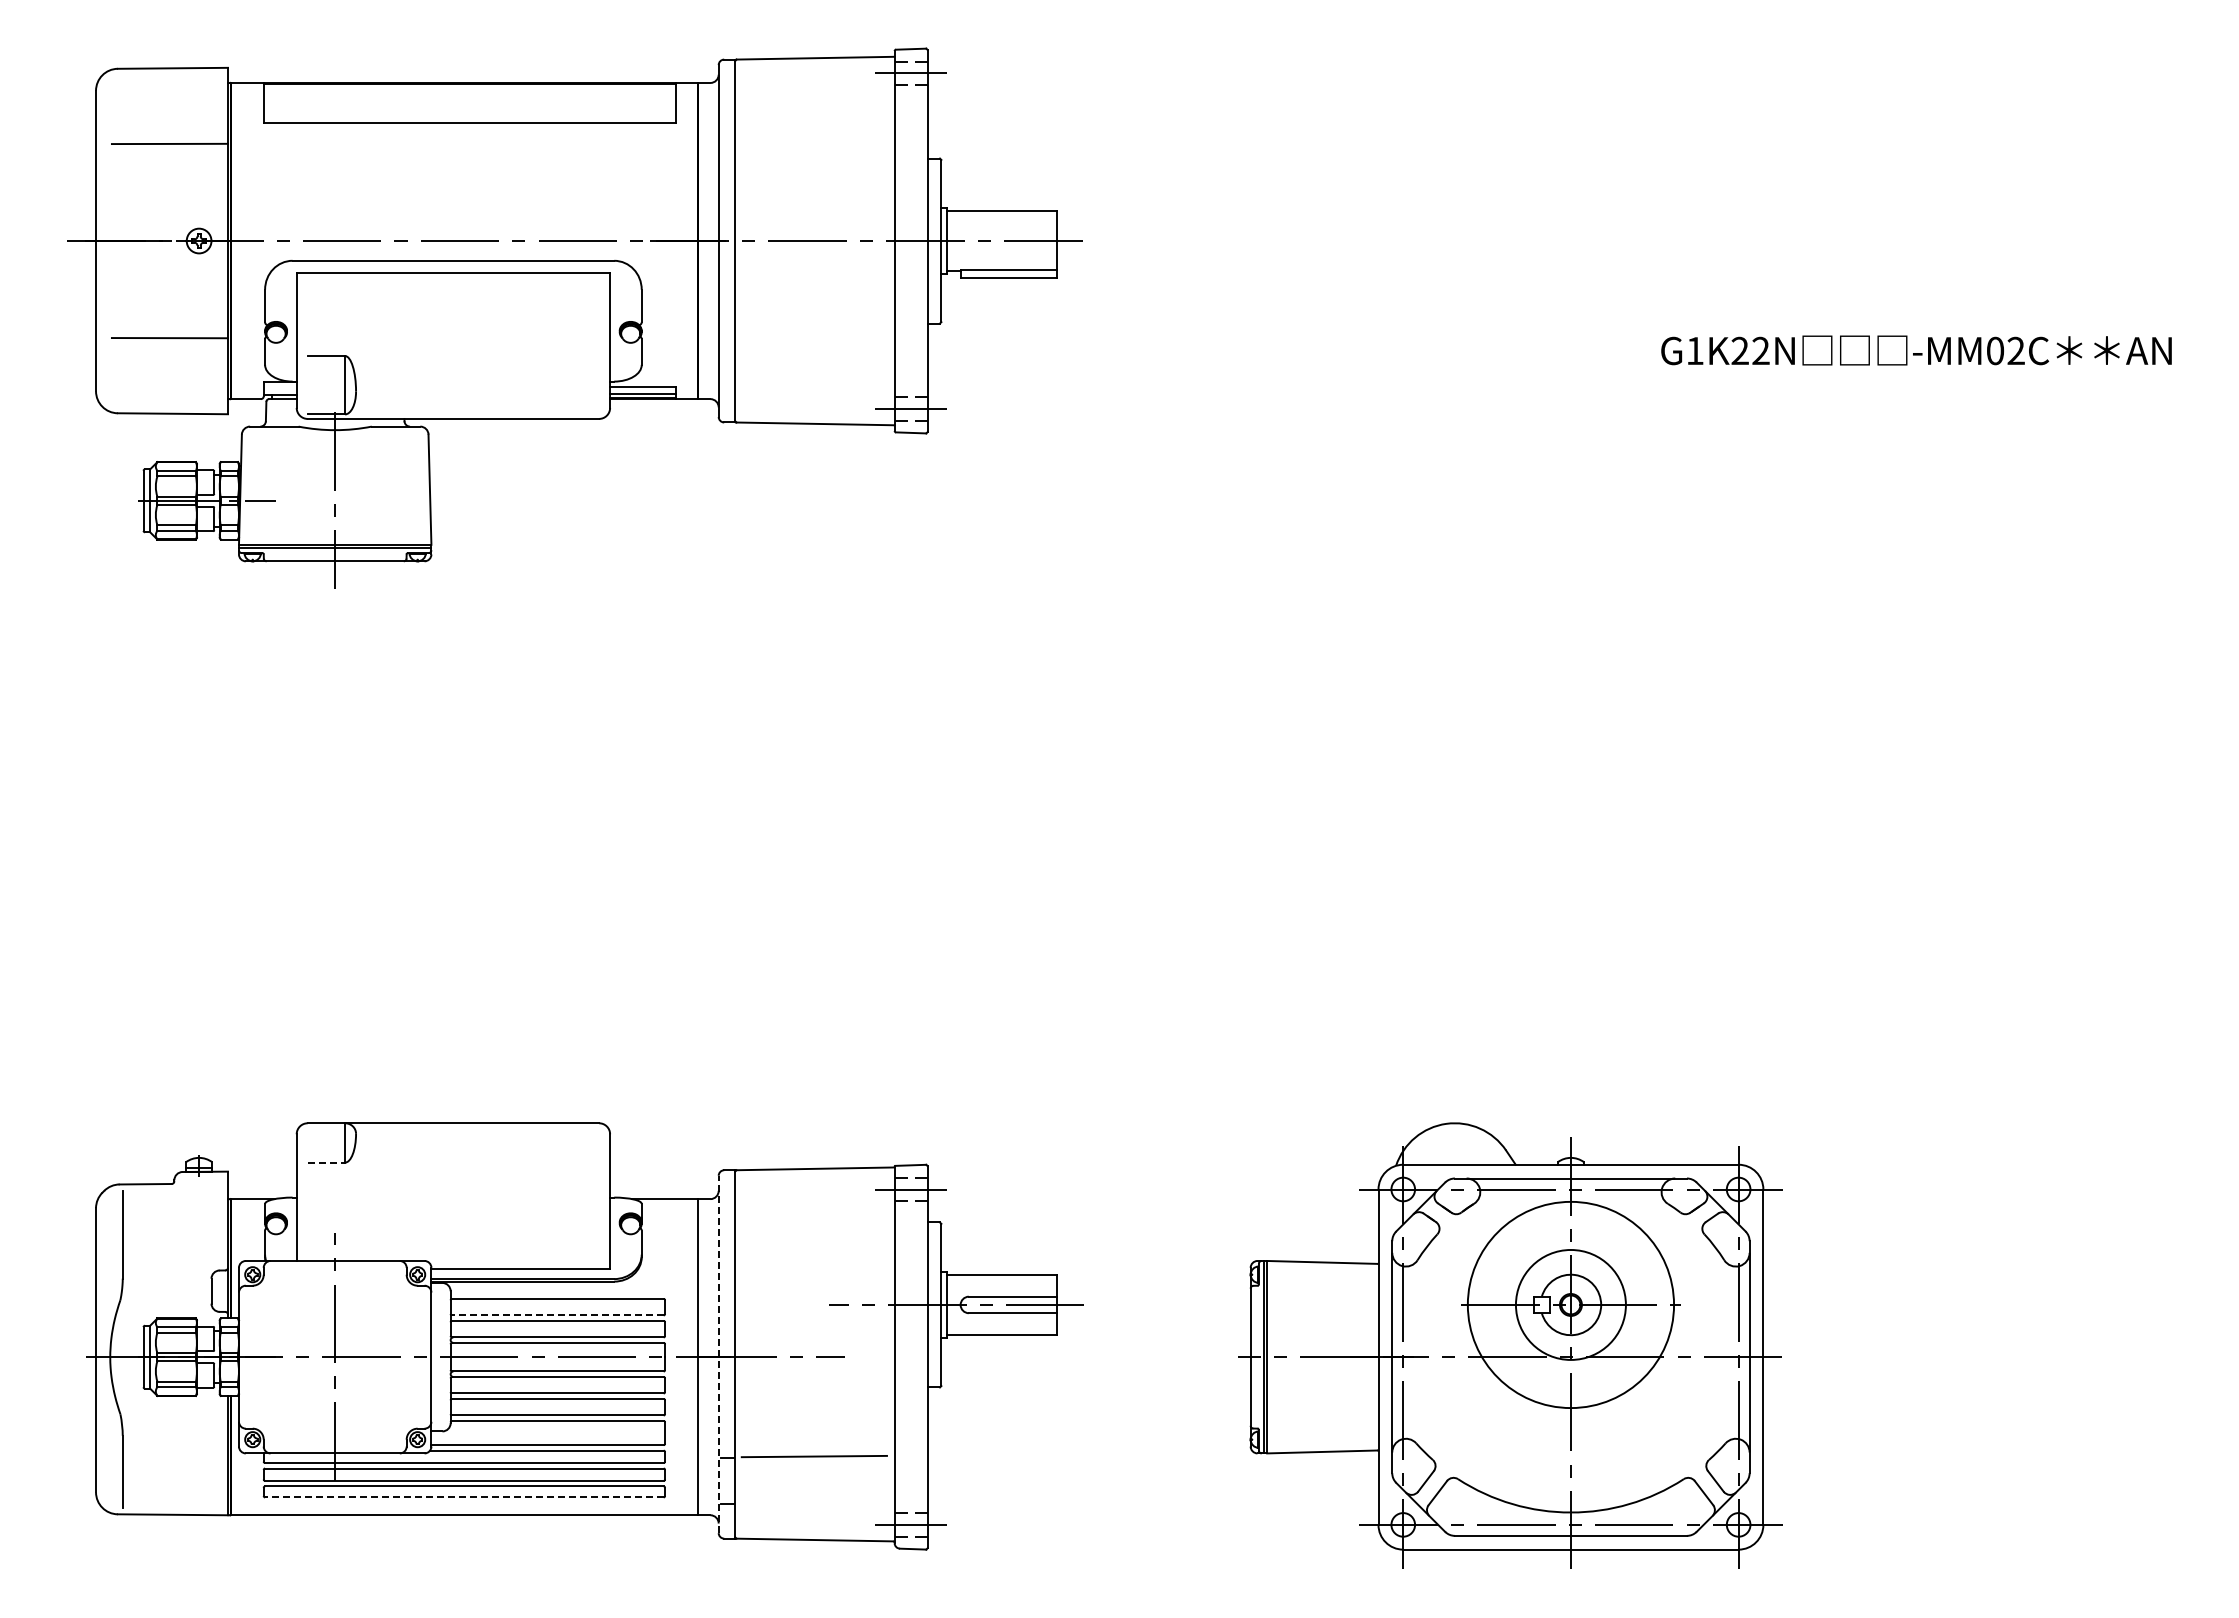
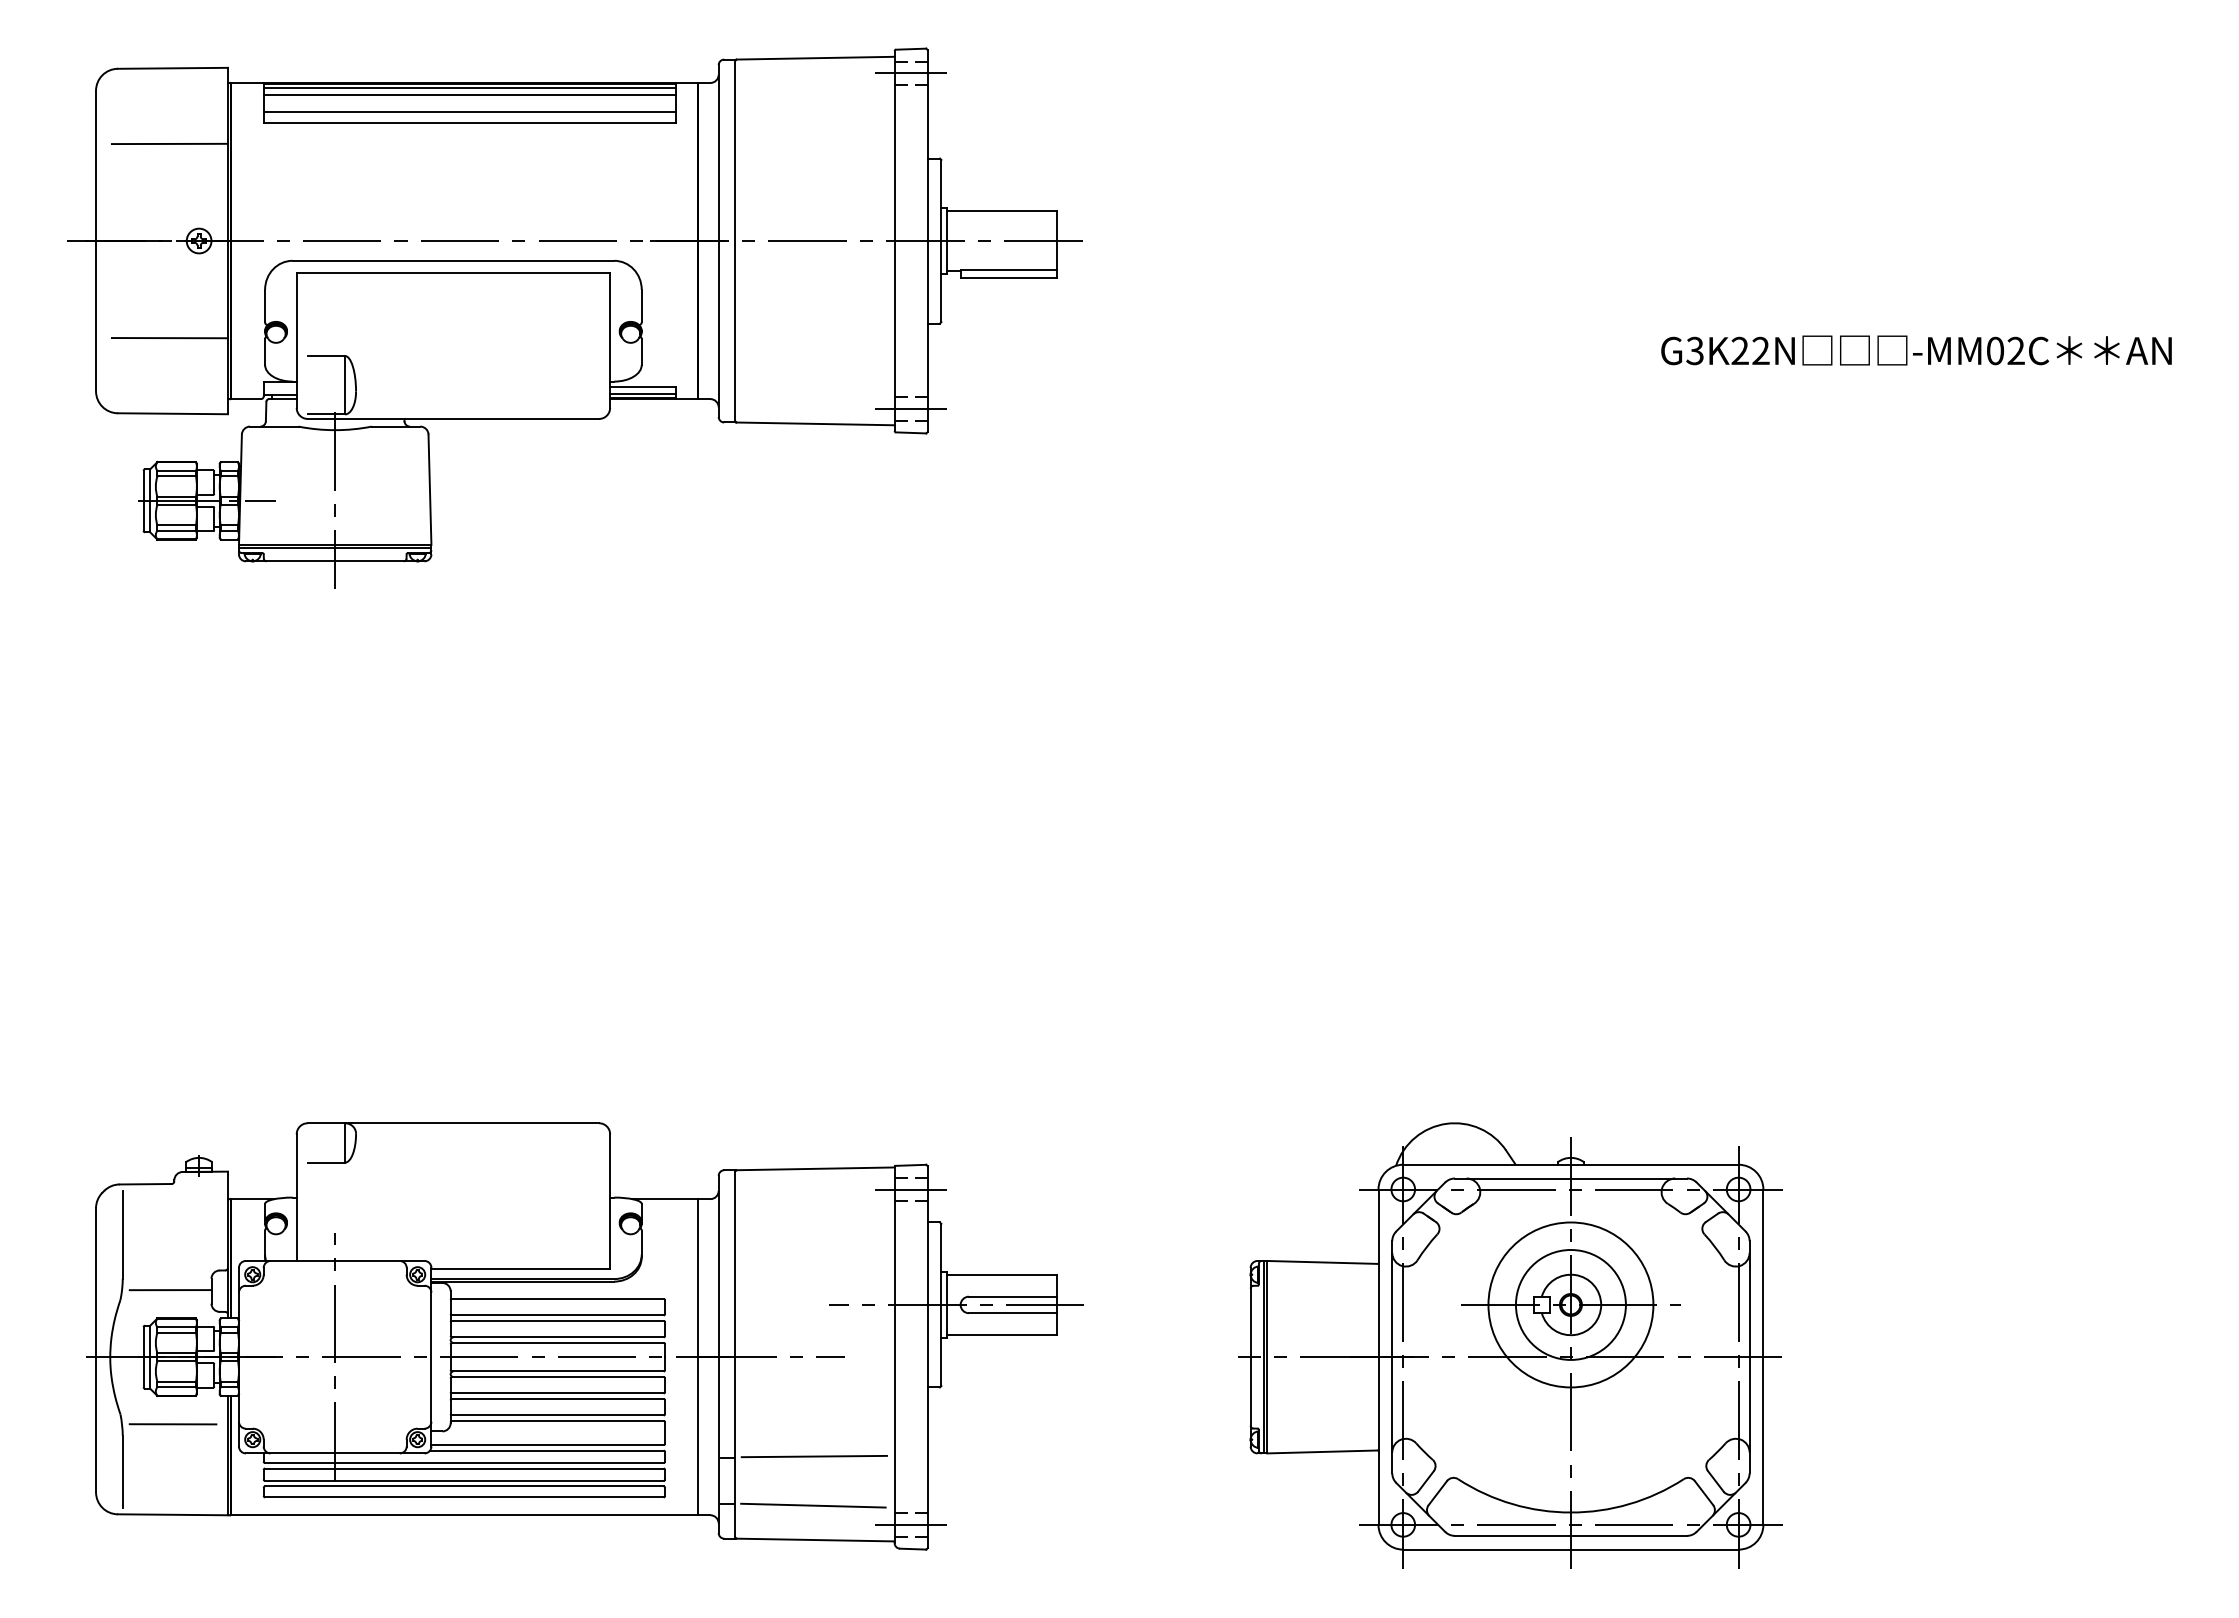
line: none -> present (469, 87)
line: none -> present (469, 95)
line: none -> present (469, 112)
text: G1K22N -> G3K22N (1694, 350)
line: dashed -> solid (326, 1162)
line: none -> present (170, 1290)
circle diameter: 206 px -> 165 px (1570, 1304)
line: dashed -> solid (557, 1315)
line: dashed -> solid (718, 1354)
line: none -> present (172, 1424)
line: dashed -> solid (463, 1497)
line: none -> present (813, 1505)
